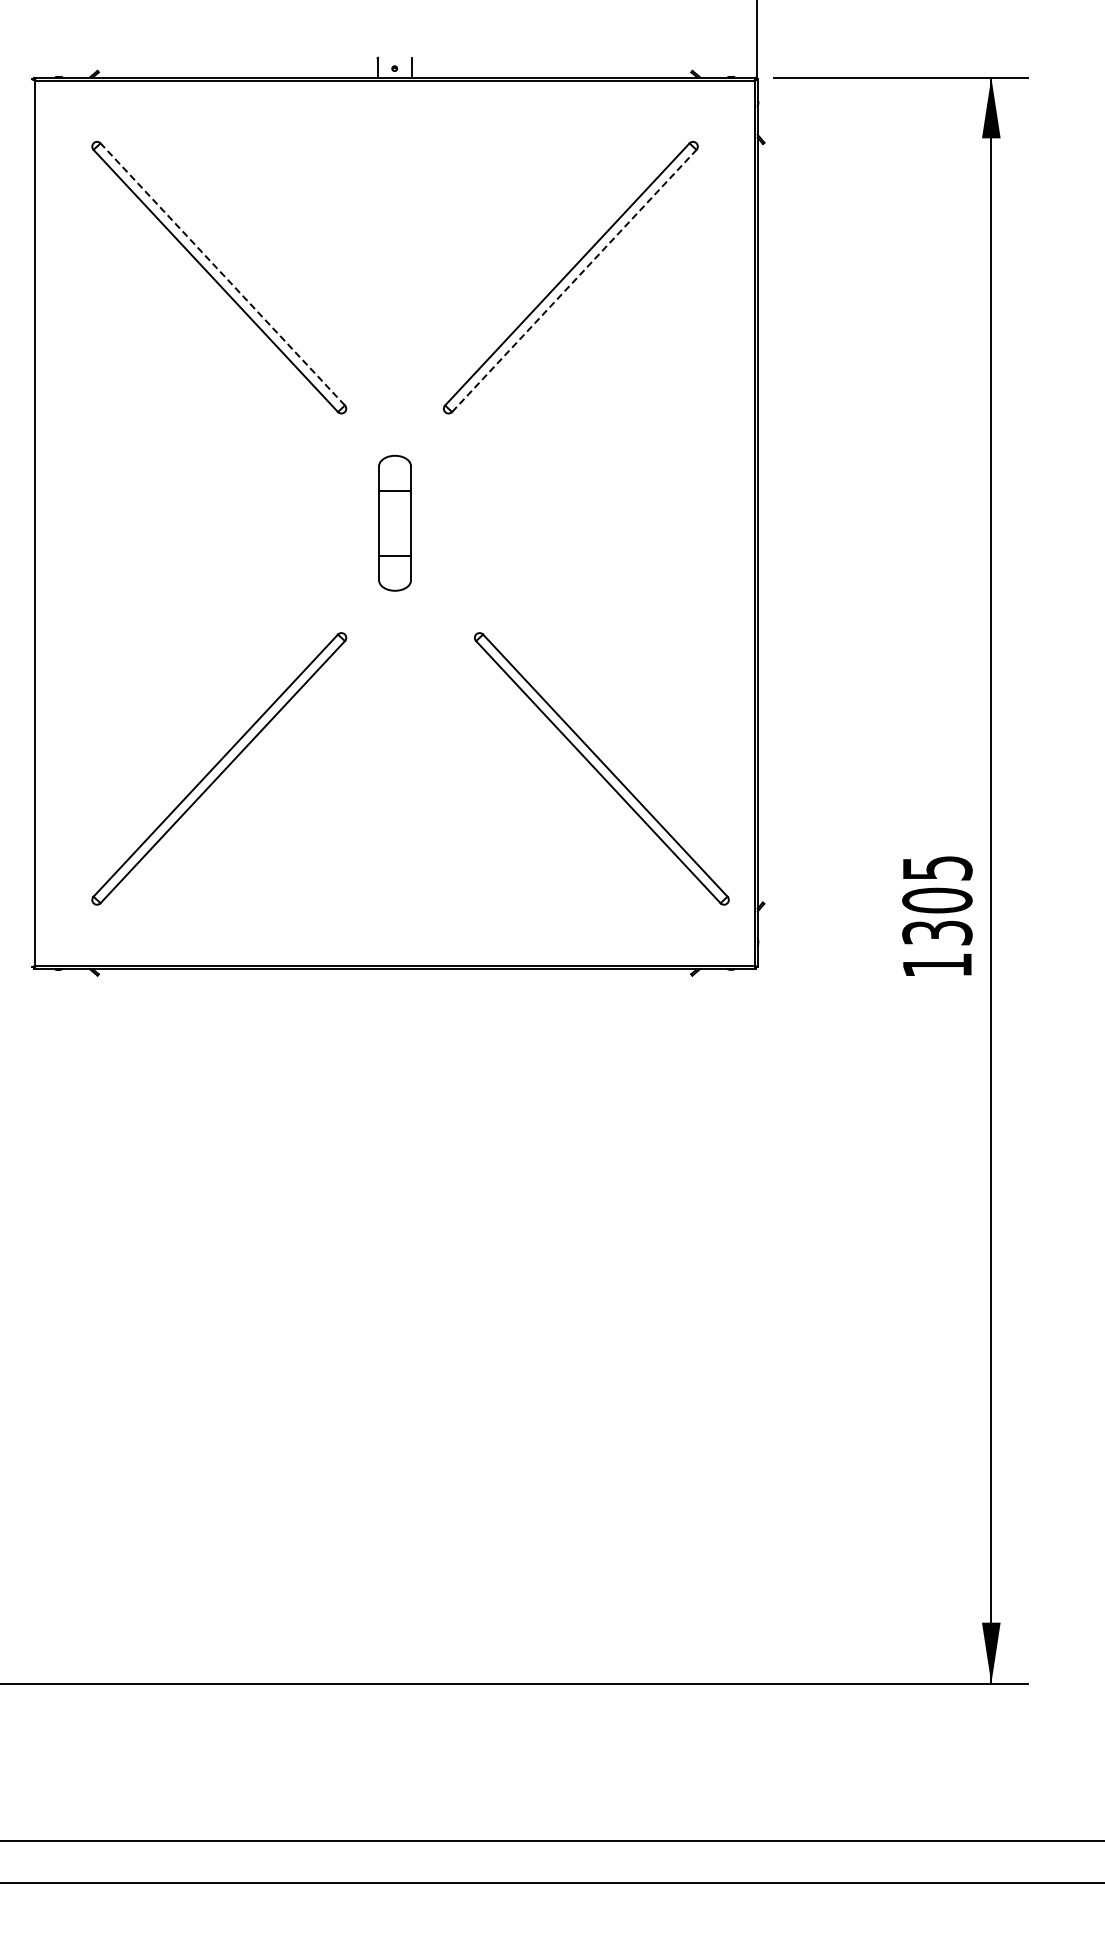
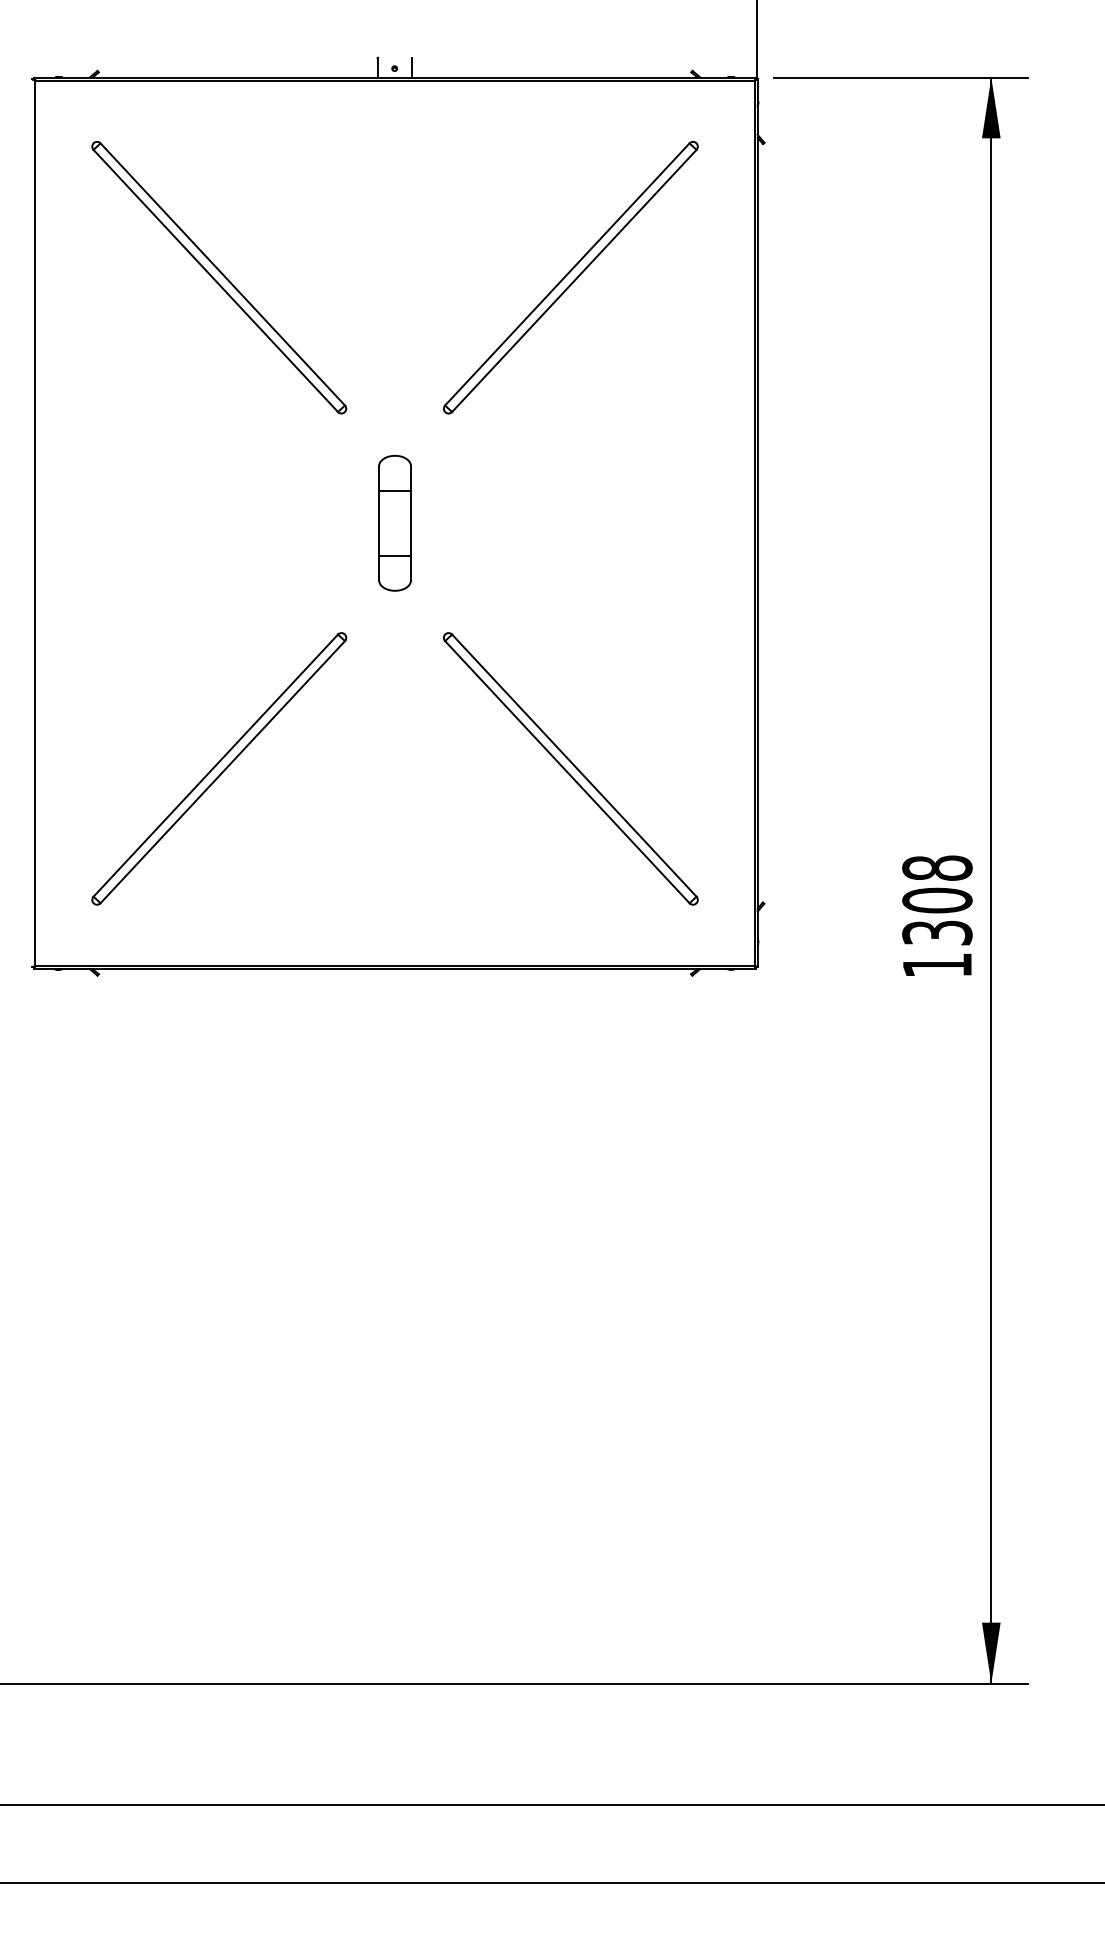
line: dashed -> solid (222, 274)
line: dashed -> solid (574, 280)
part position: (601, 768) -> (570, 768) (570, 768)
text: 1305 -> 1308 (937, 867)
line position: (551, 1841) -> (551, 1805) (551, 1805)
